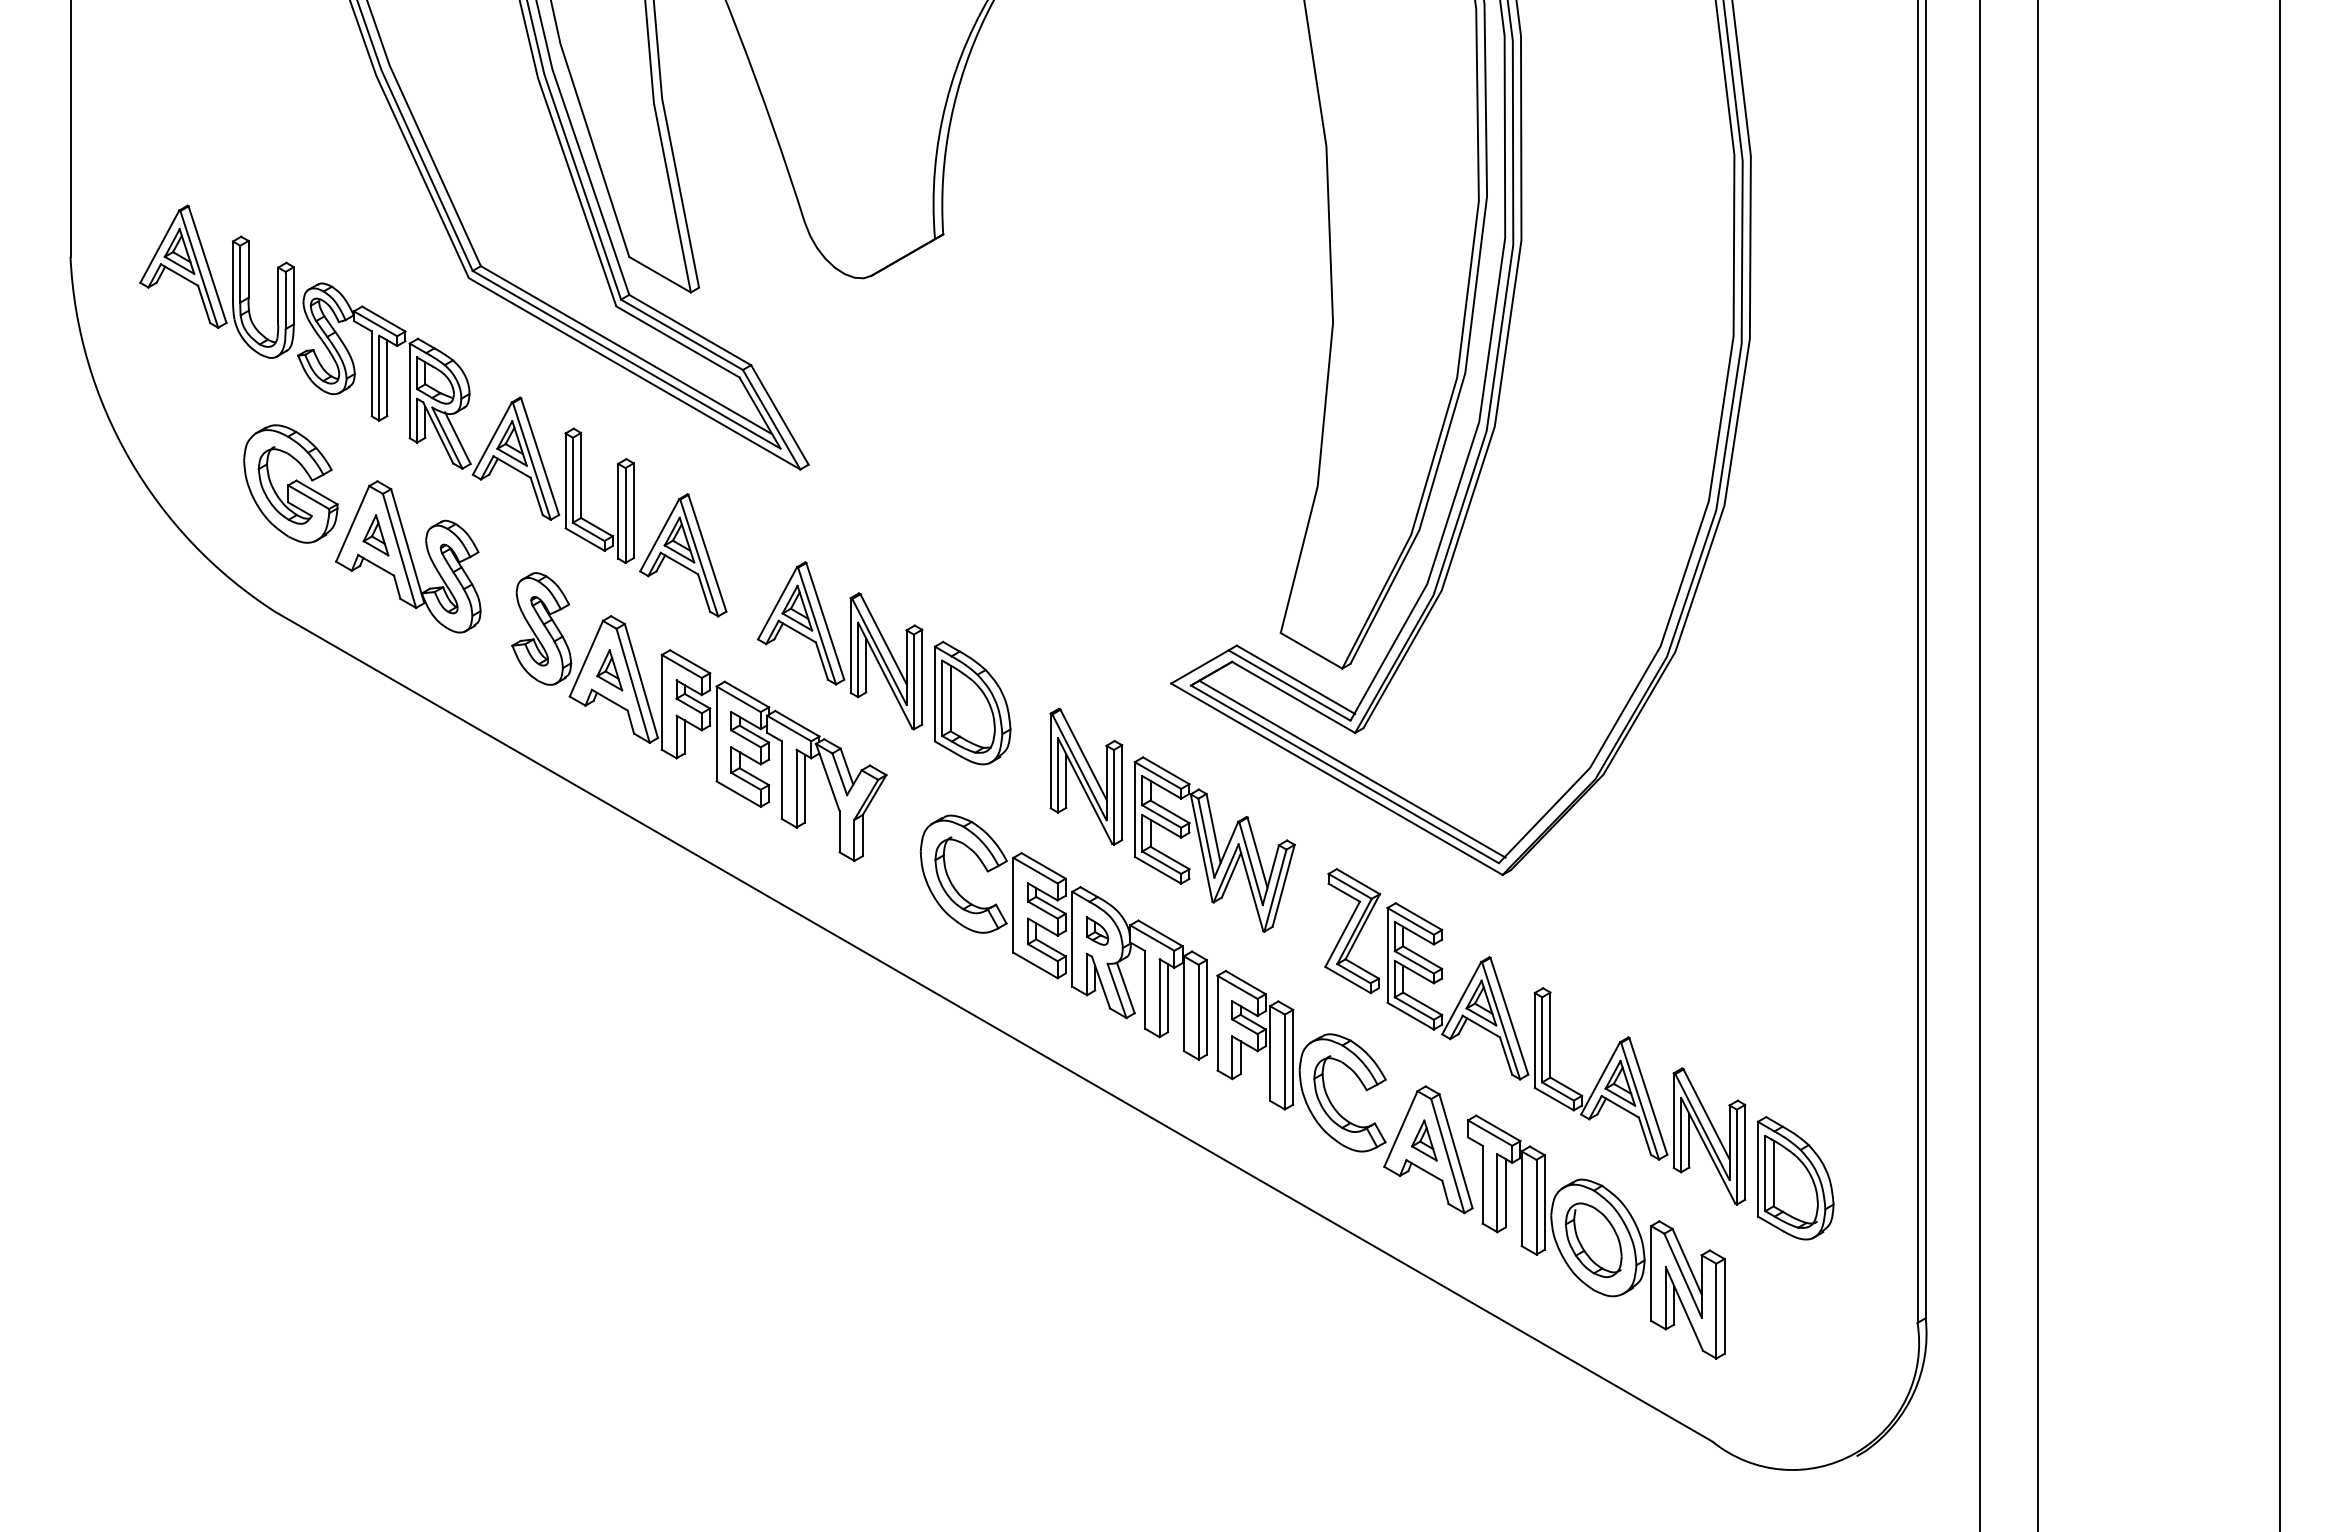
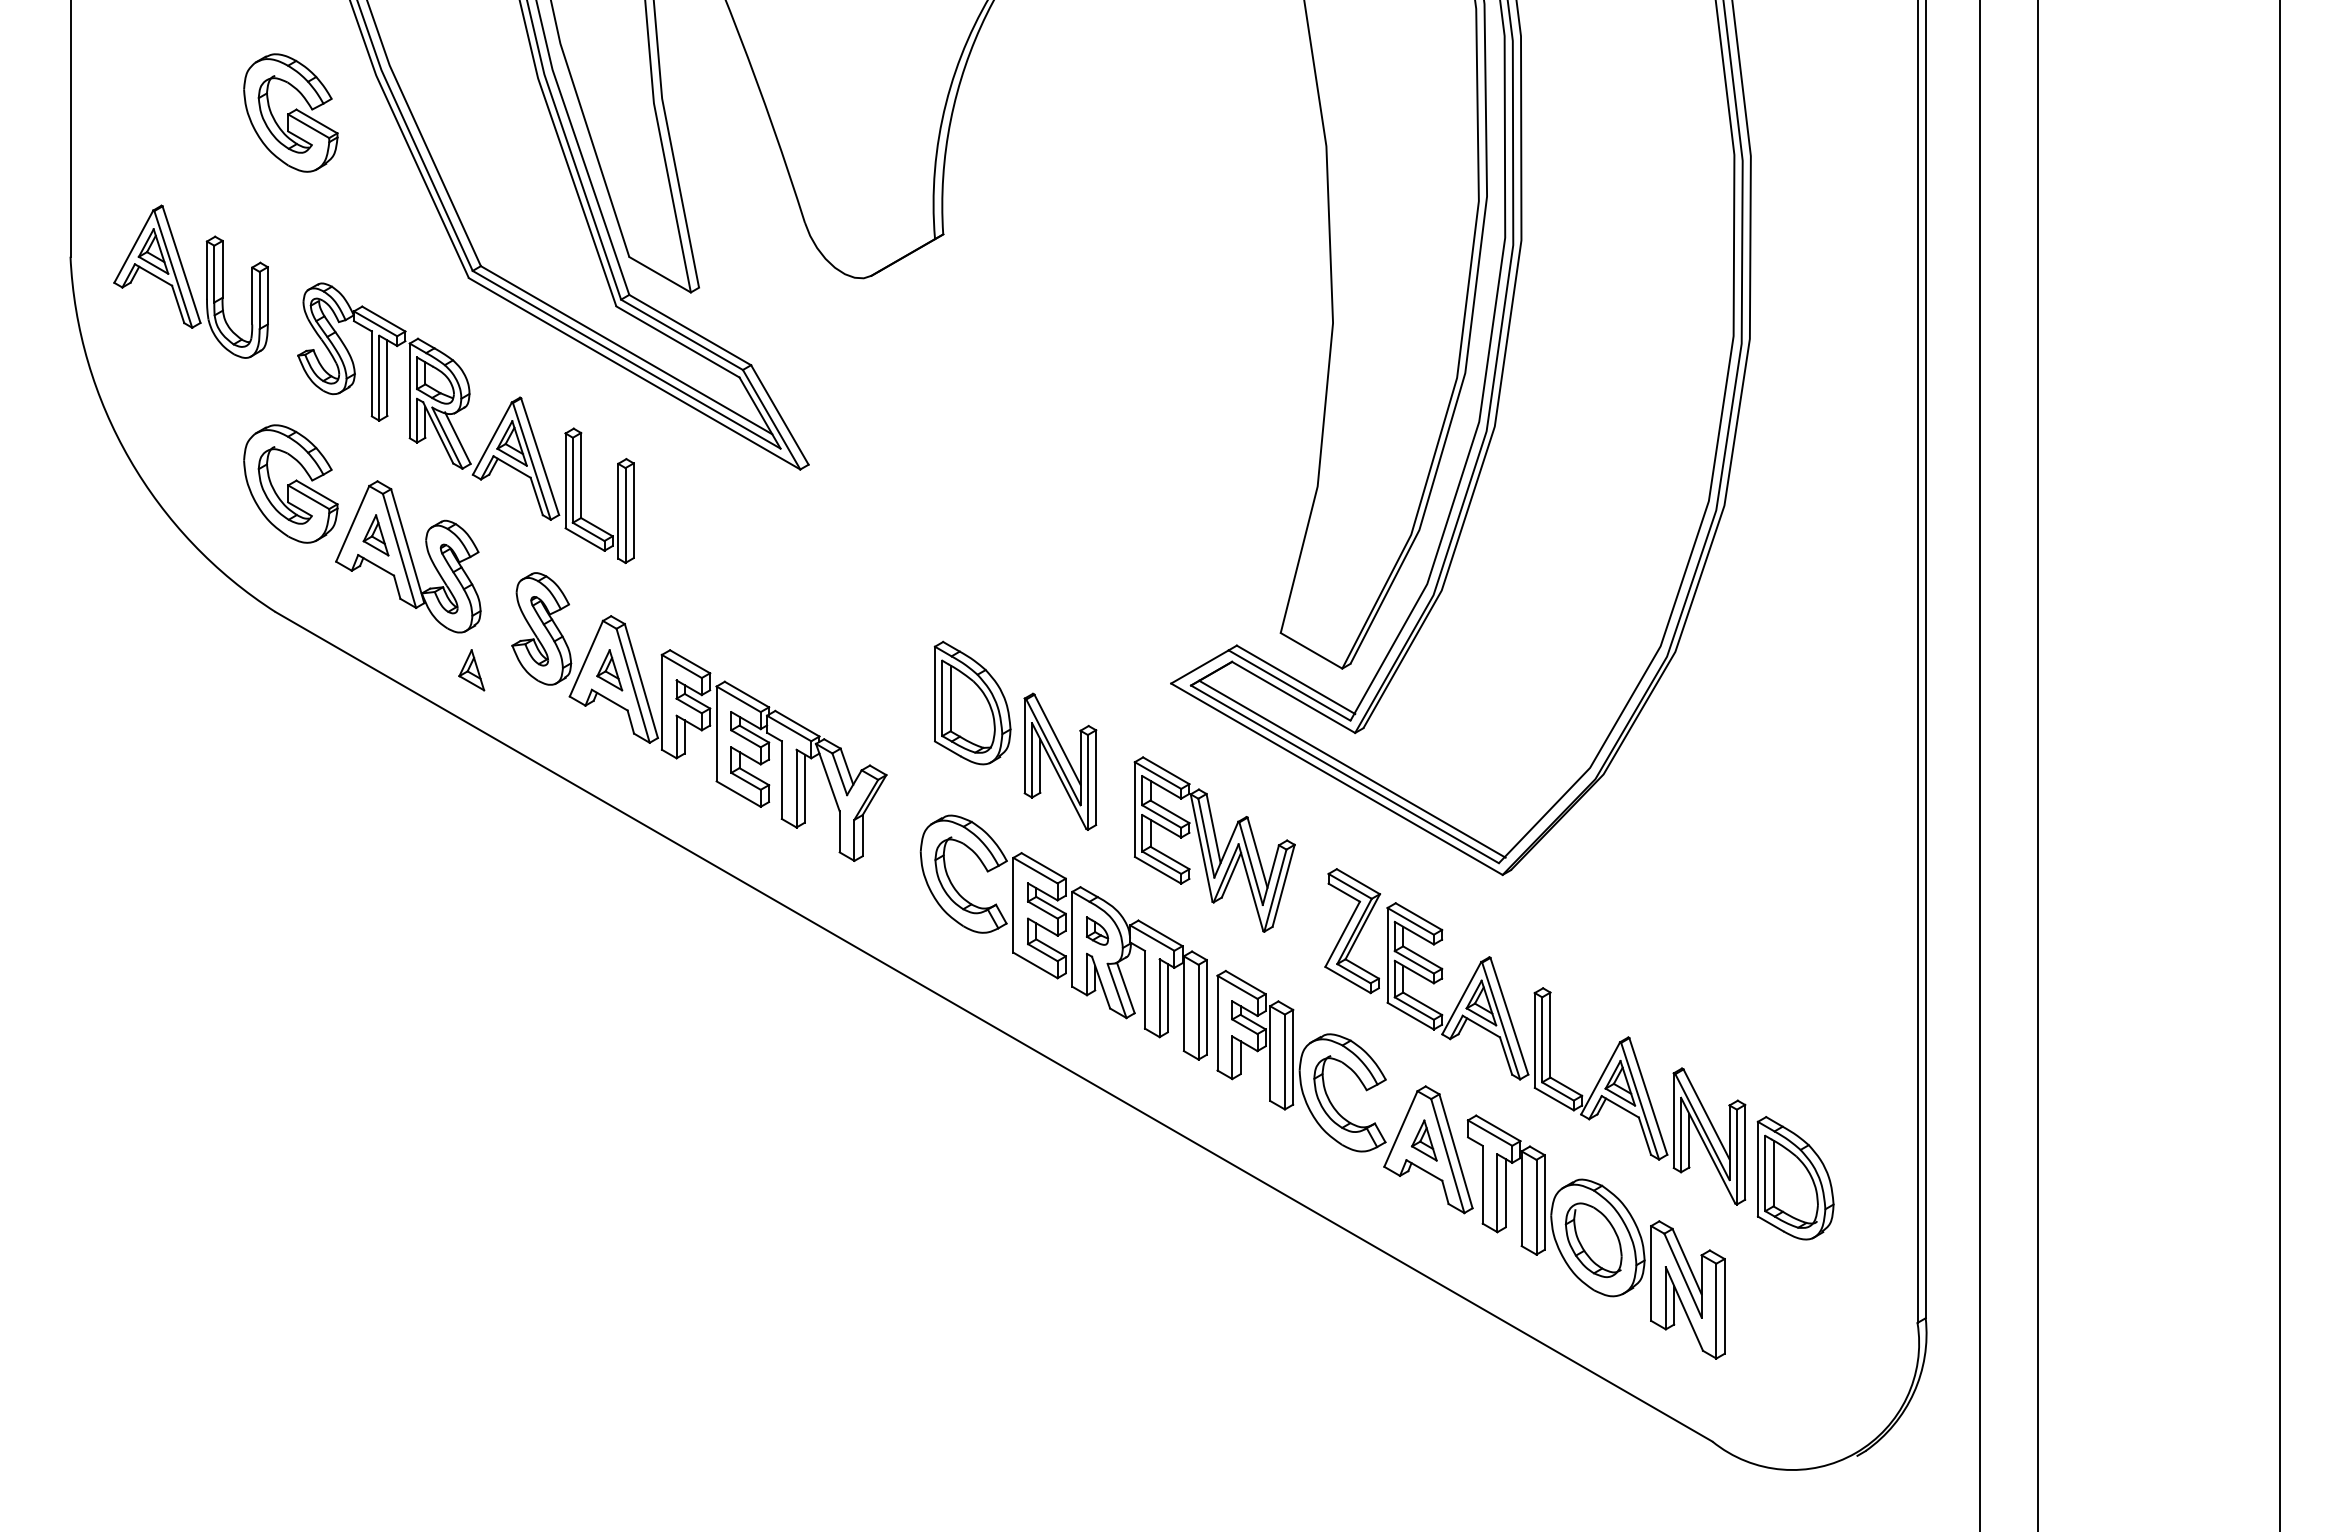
part: none -> present (290, 112)
part position: (216, 281) -> (190, 281) (190, 281)
part: present -> none (683, 555)
part: present -> none (840, 645)
part: none -> present (471, 670)
part position: (1086, 776) -> (1060, 761) (1060, 761)
